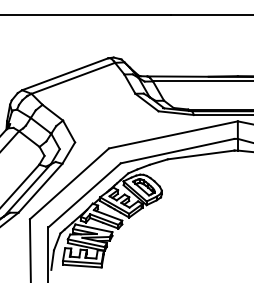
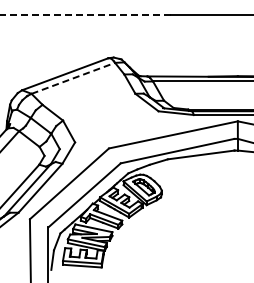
line: solid -> dashed (86, 14)
line: solid -> dashed (73, 78)
